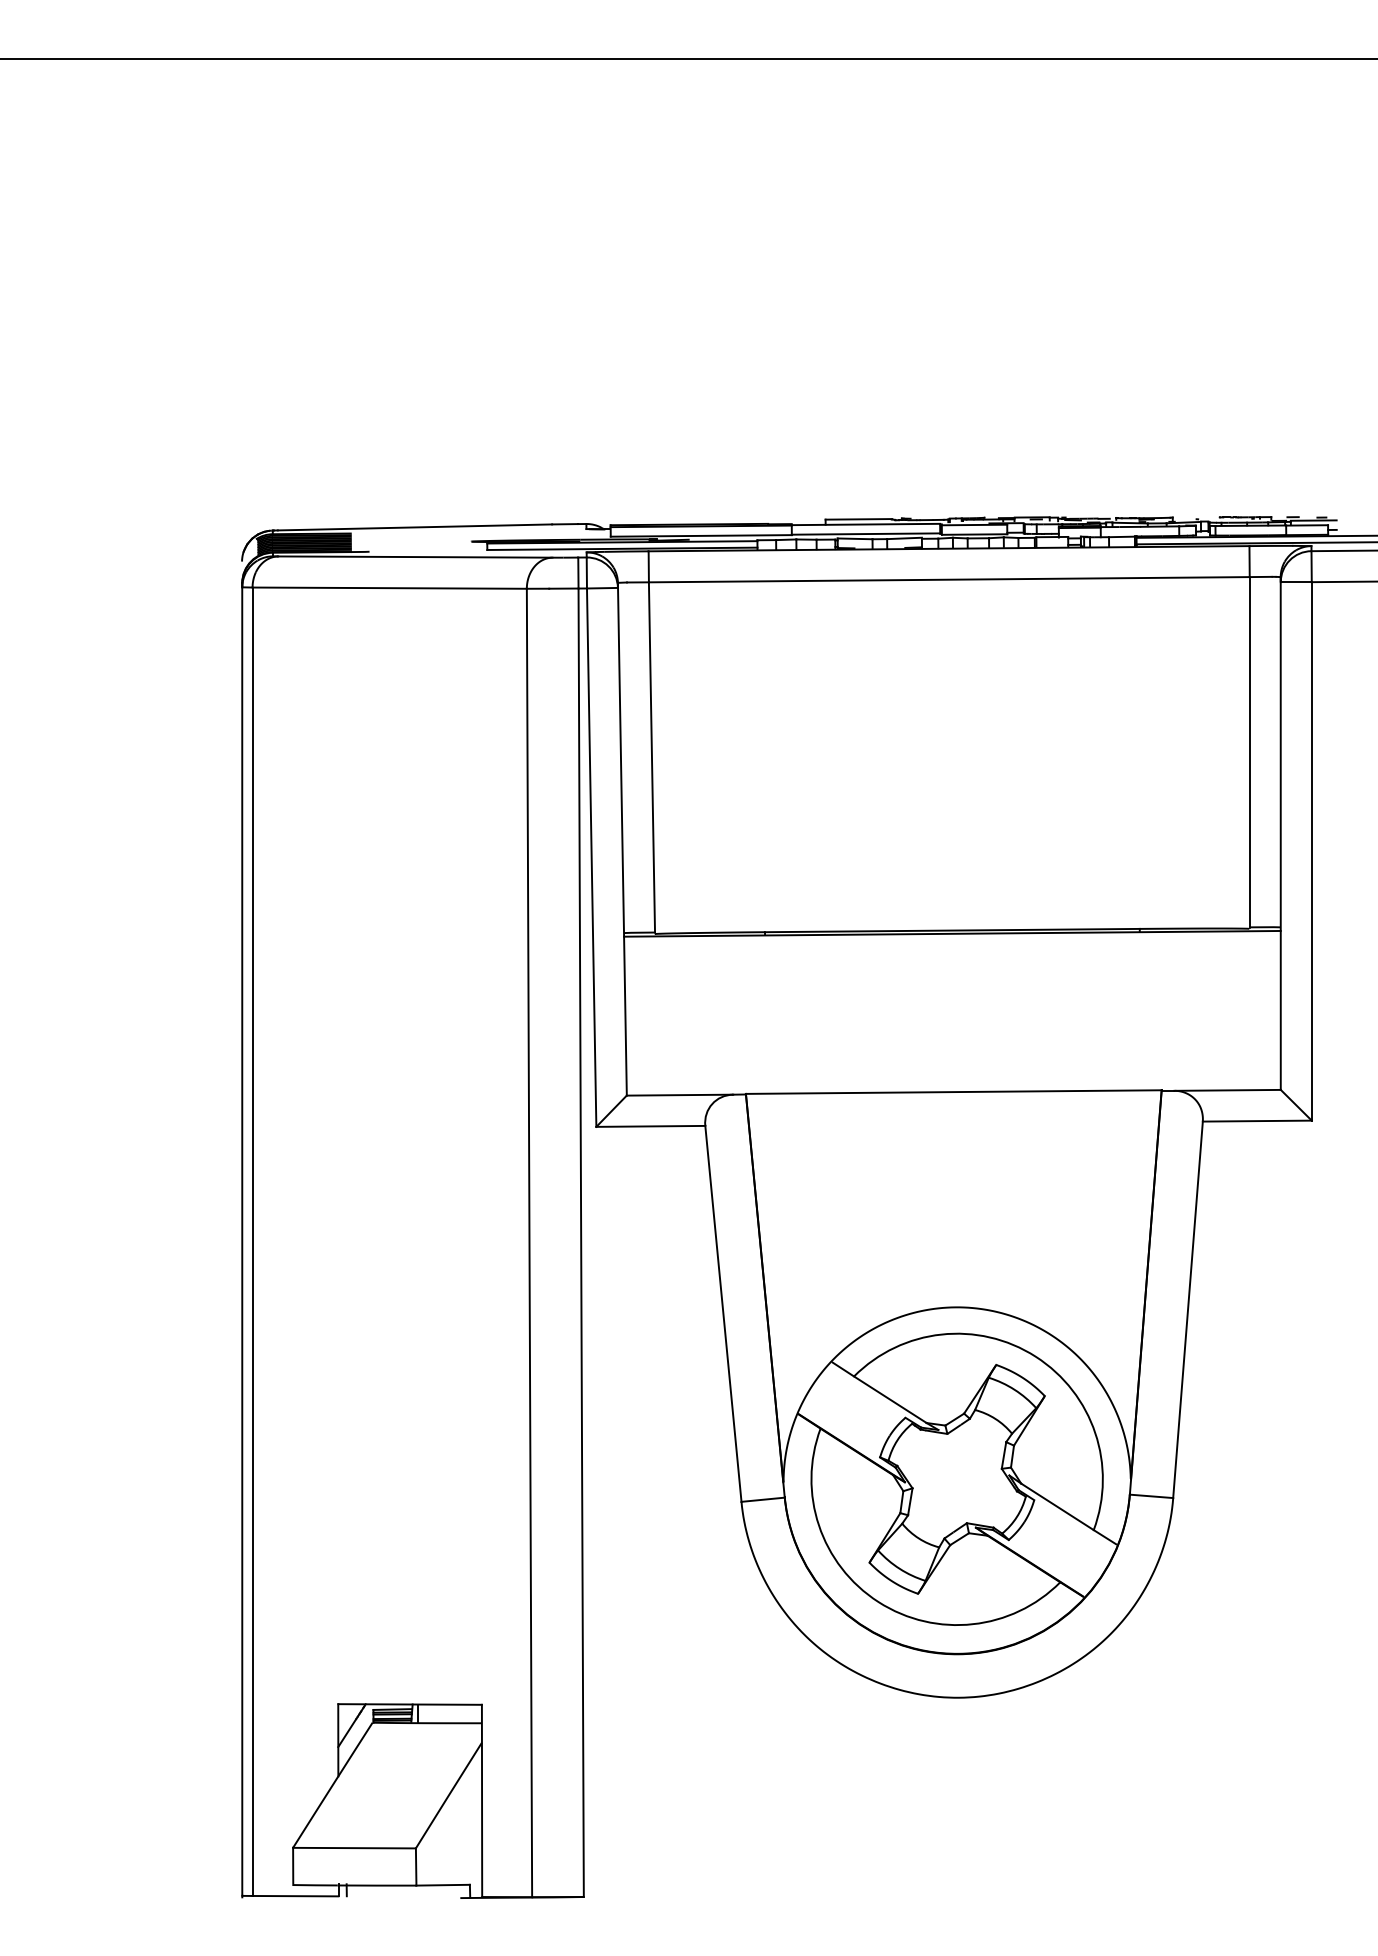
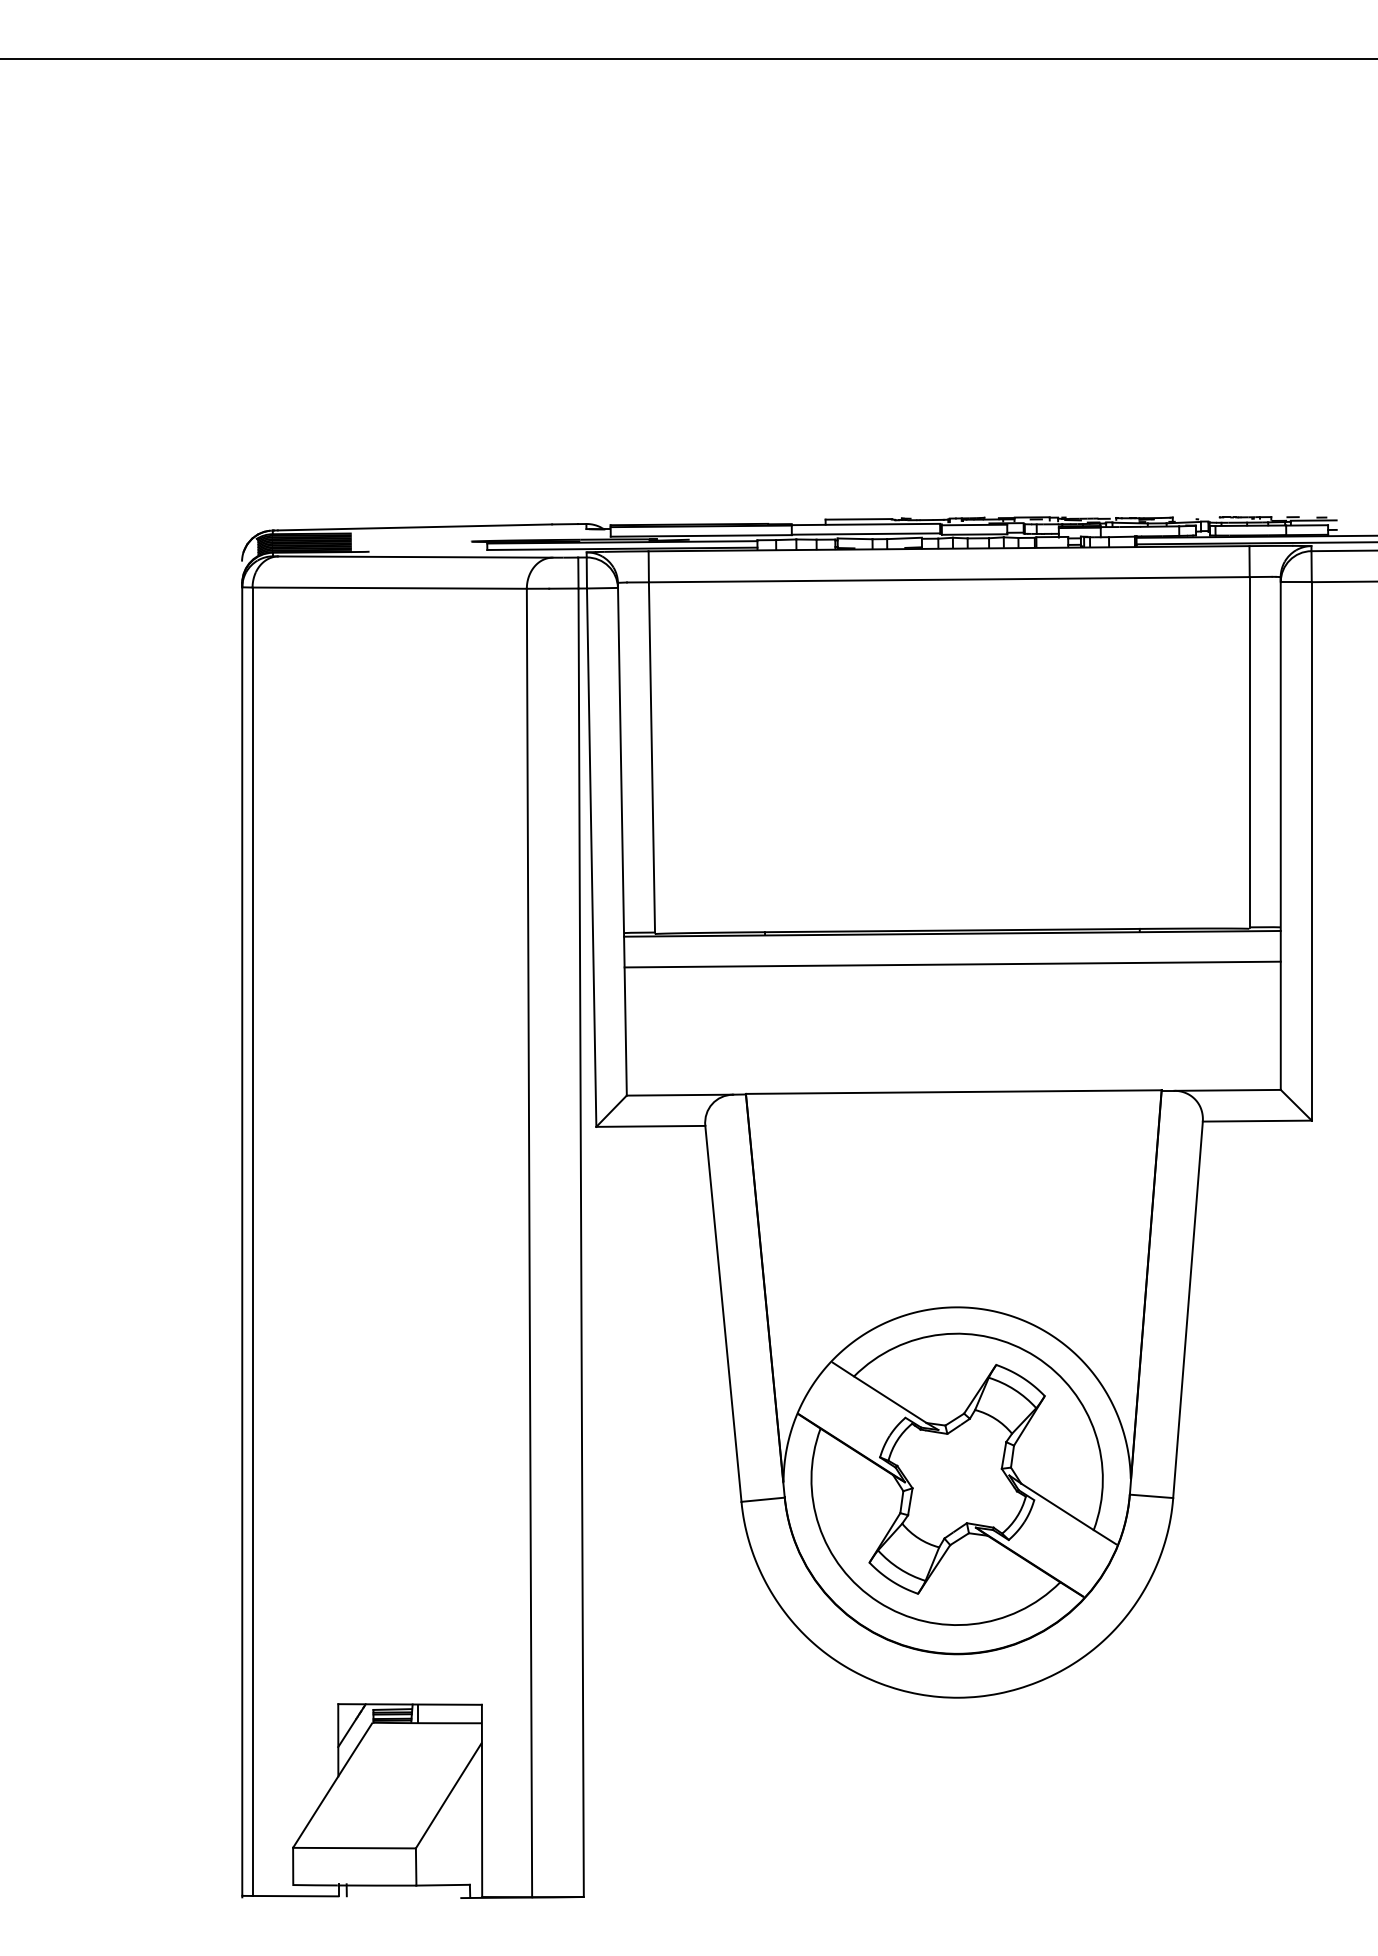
line: none -> present (952, 964)
